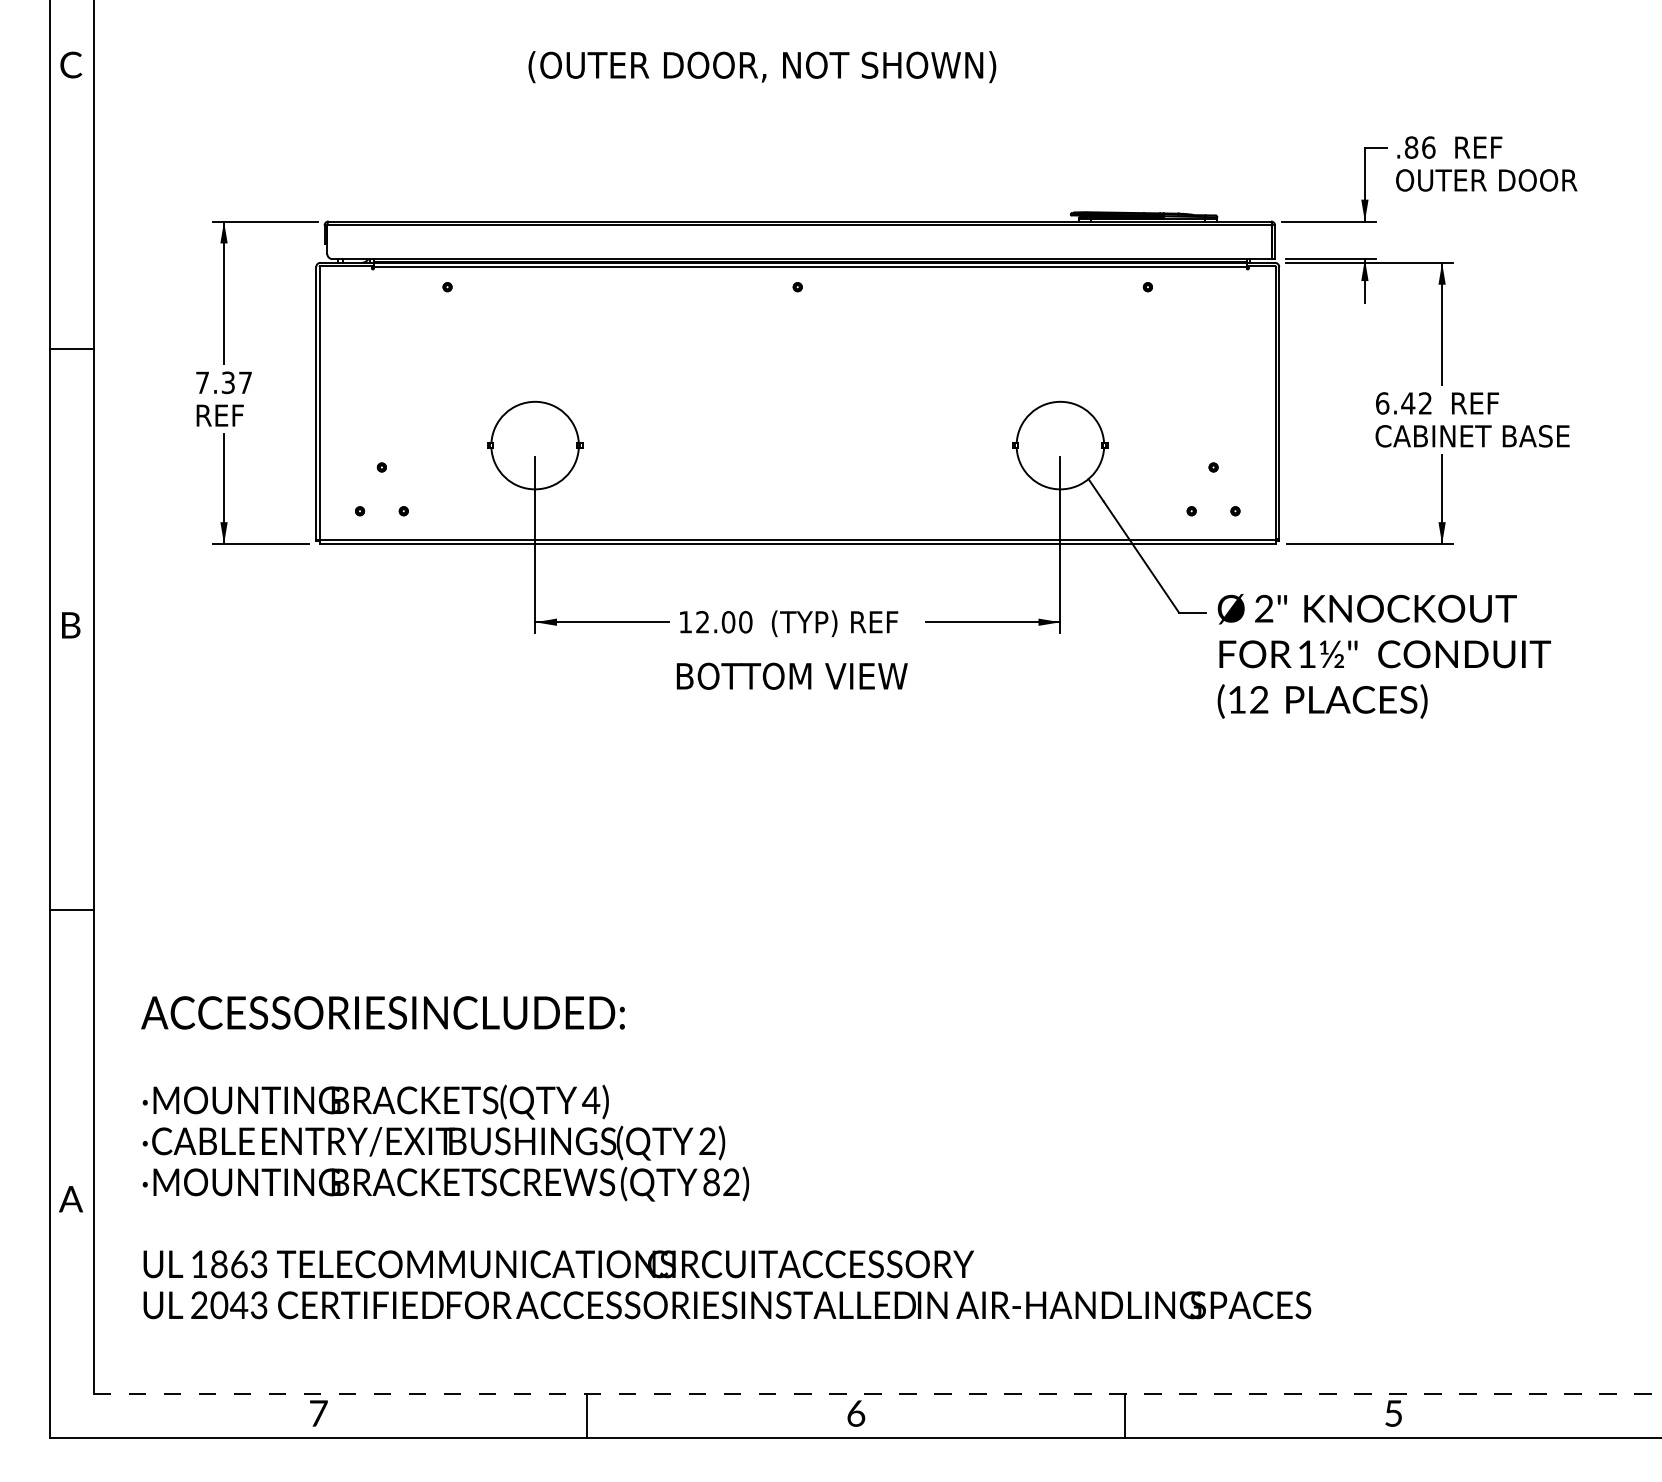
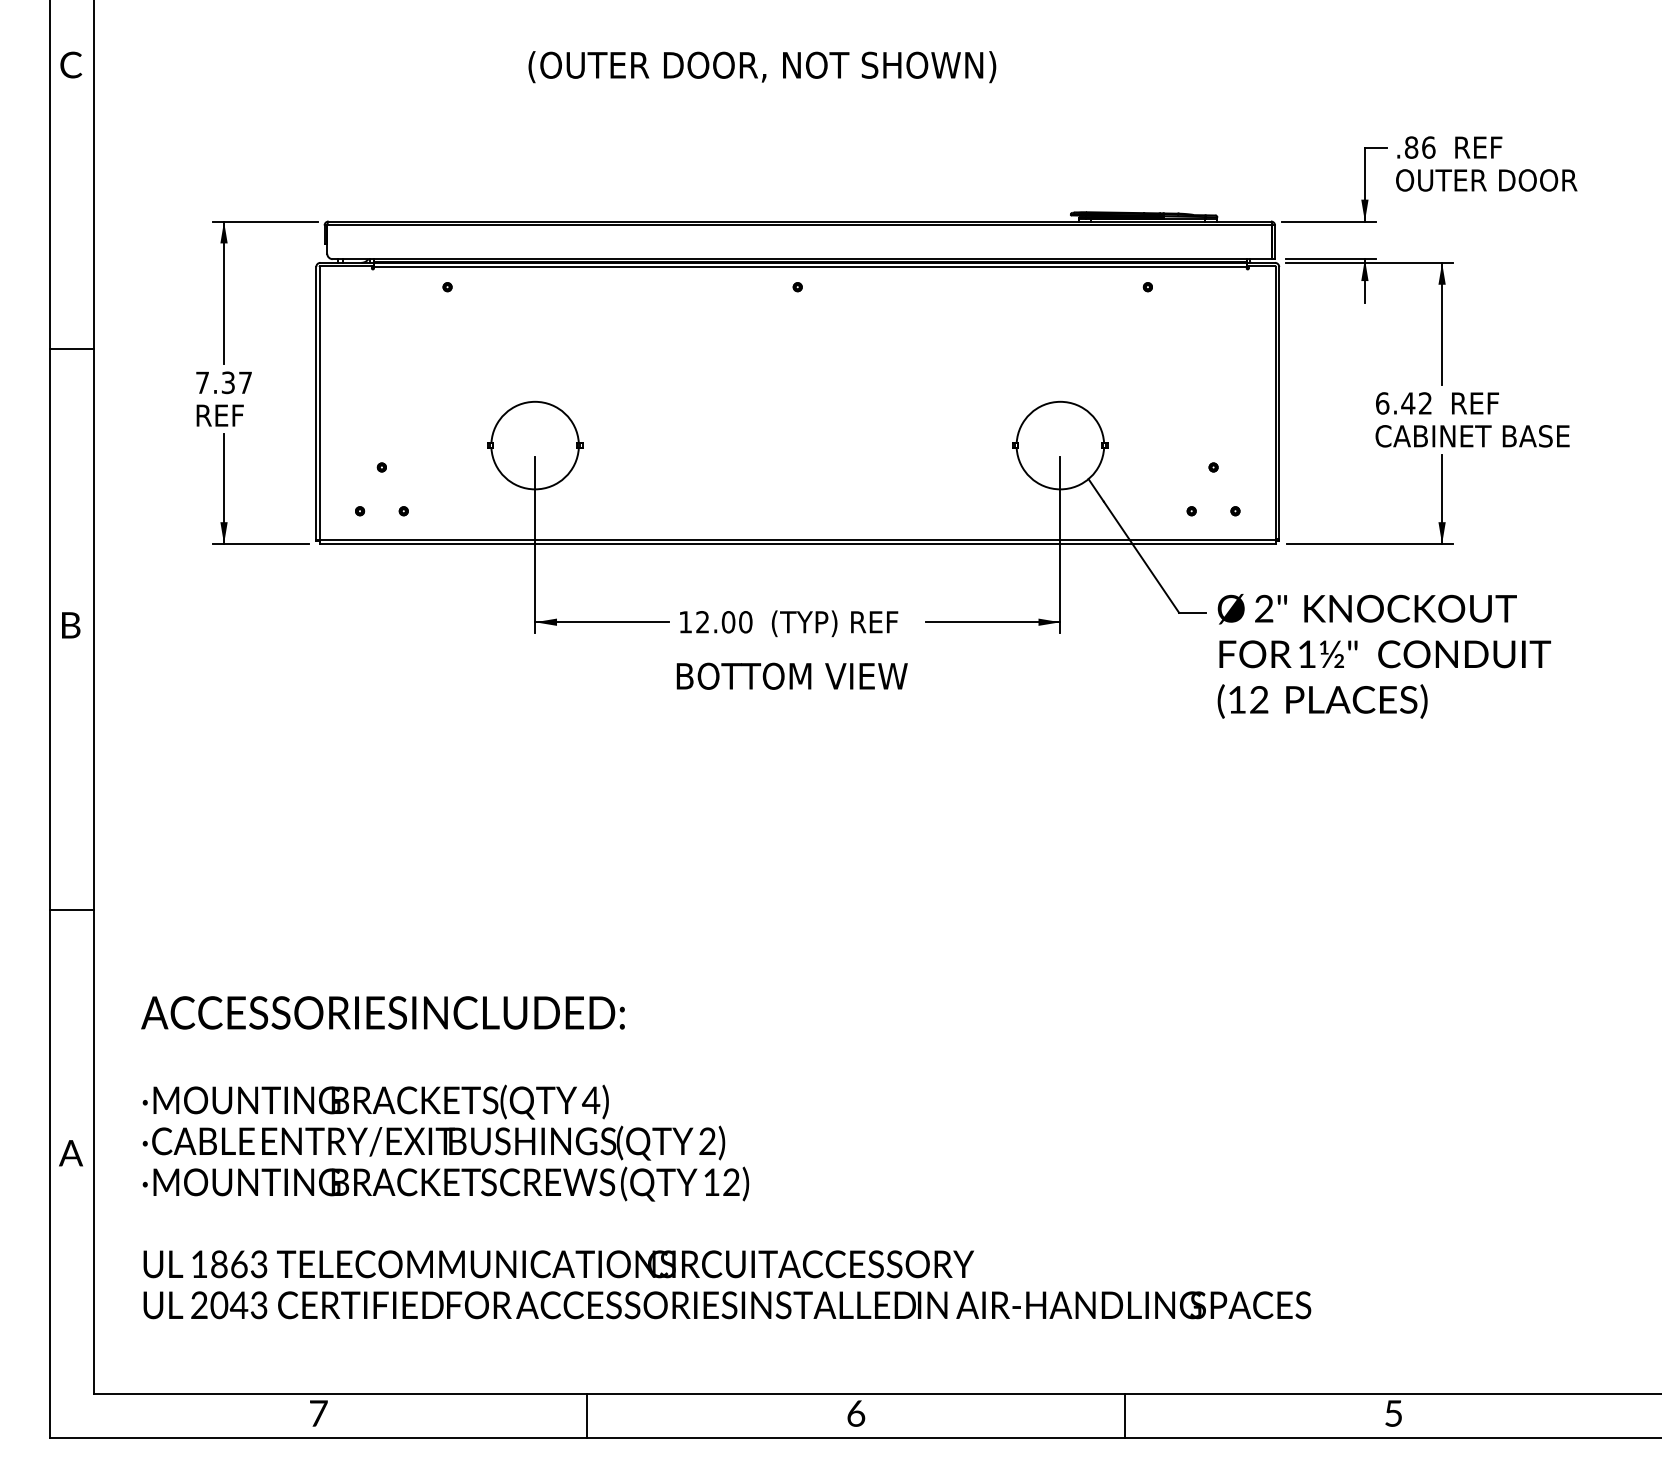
text: 82) -> 12) (711, 1182)
text position: (70, 1199) -> (70, 1153) (70, 1153)
line: dashed -> solid (877, 1393)
